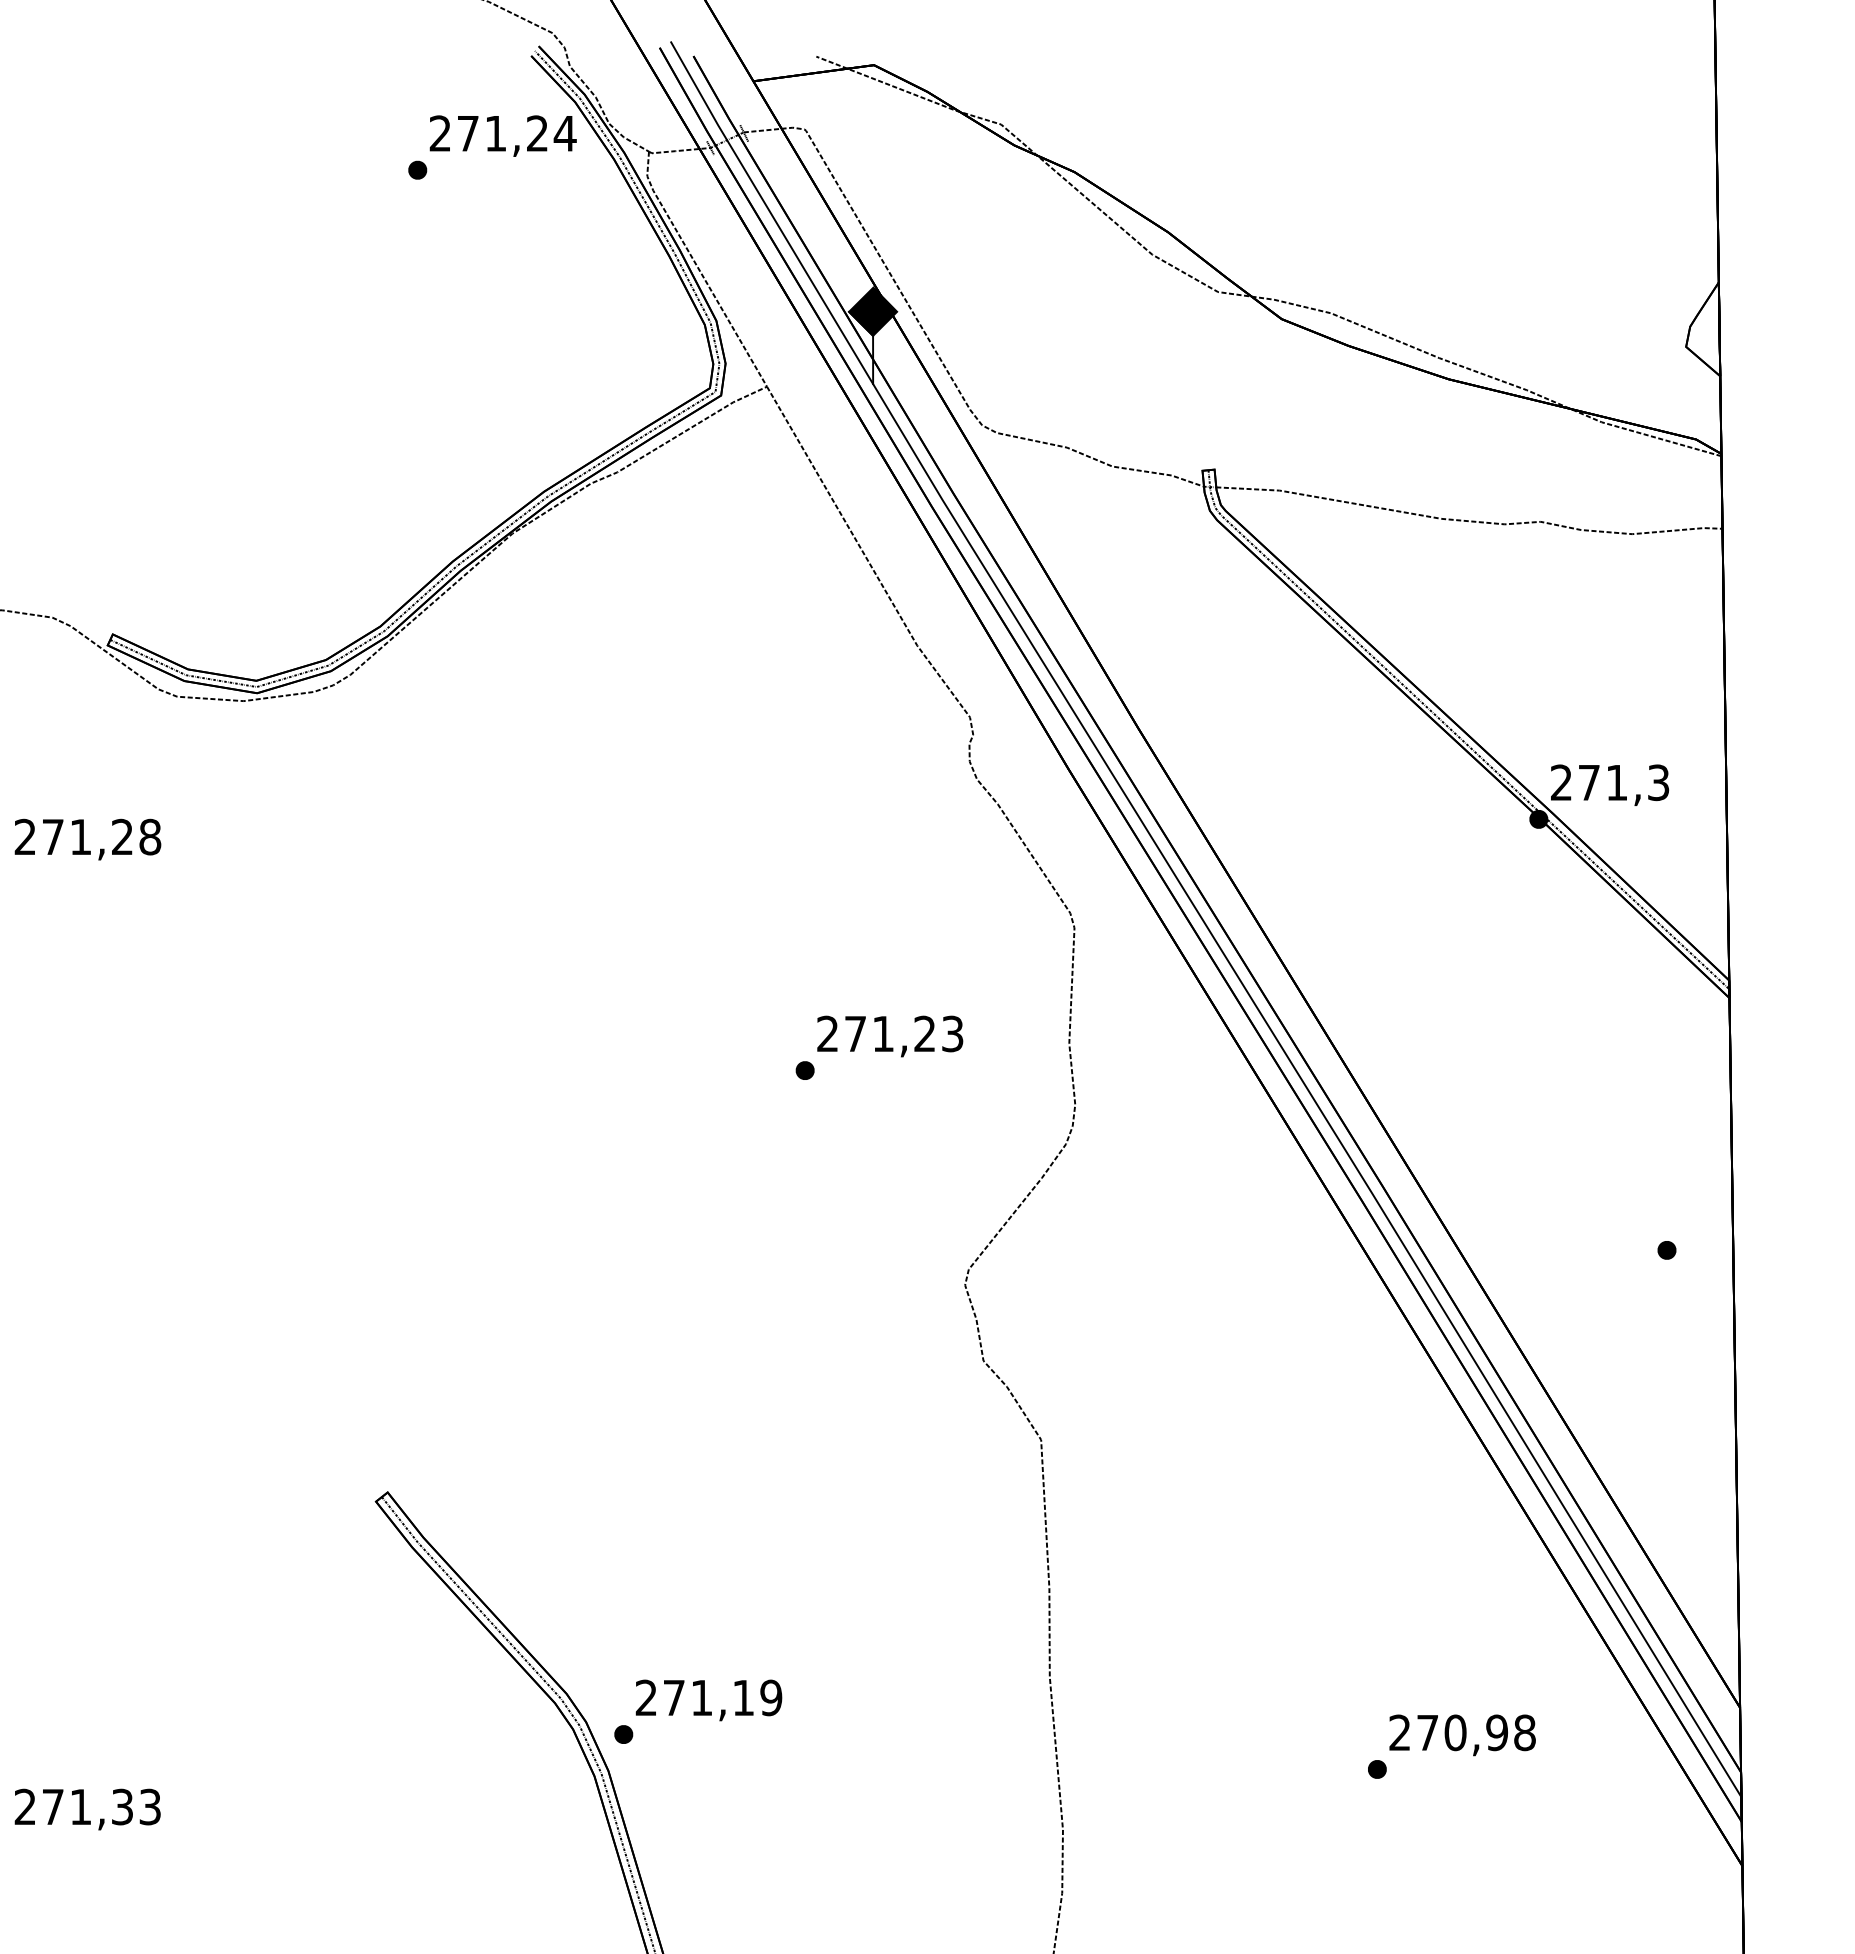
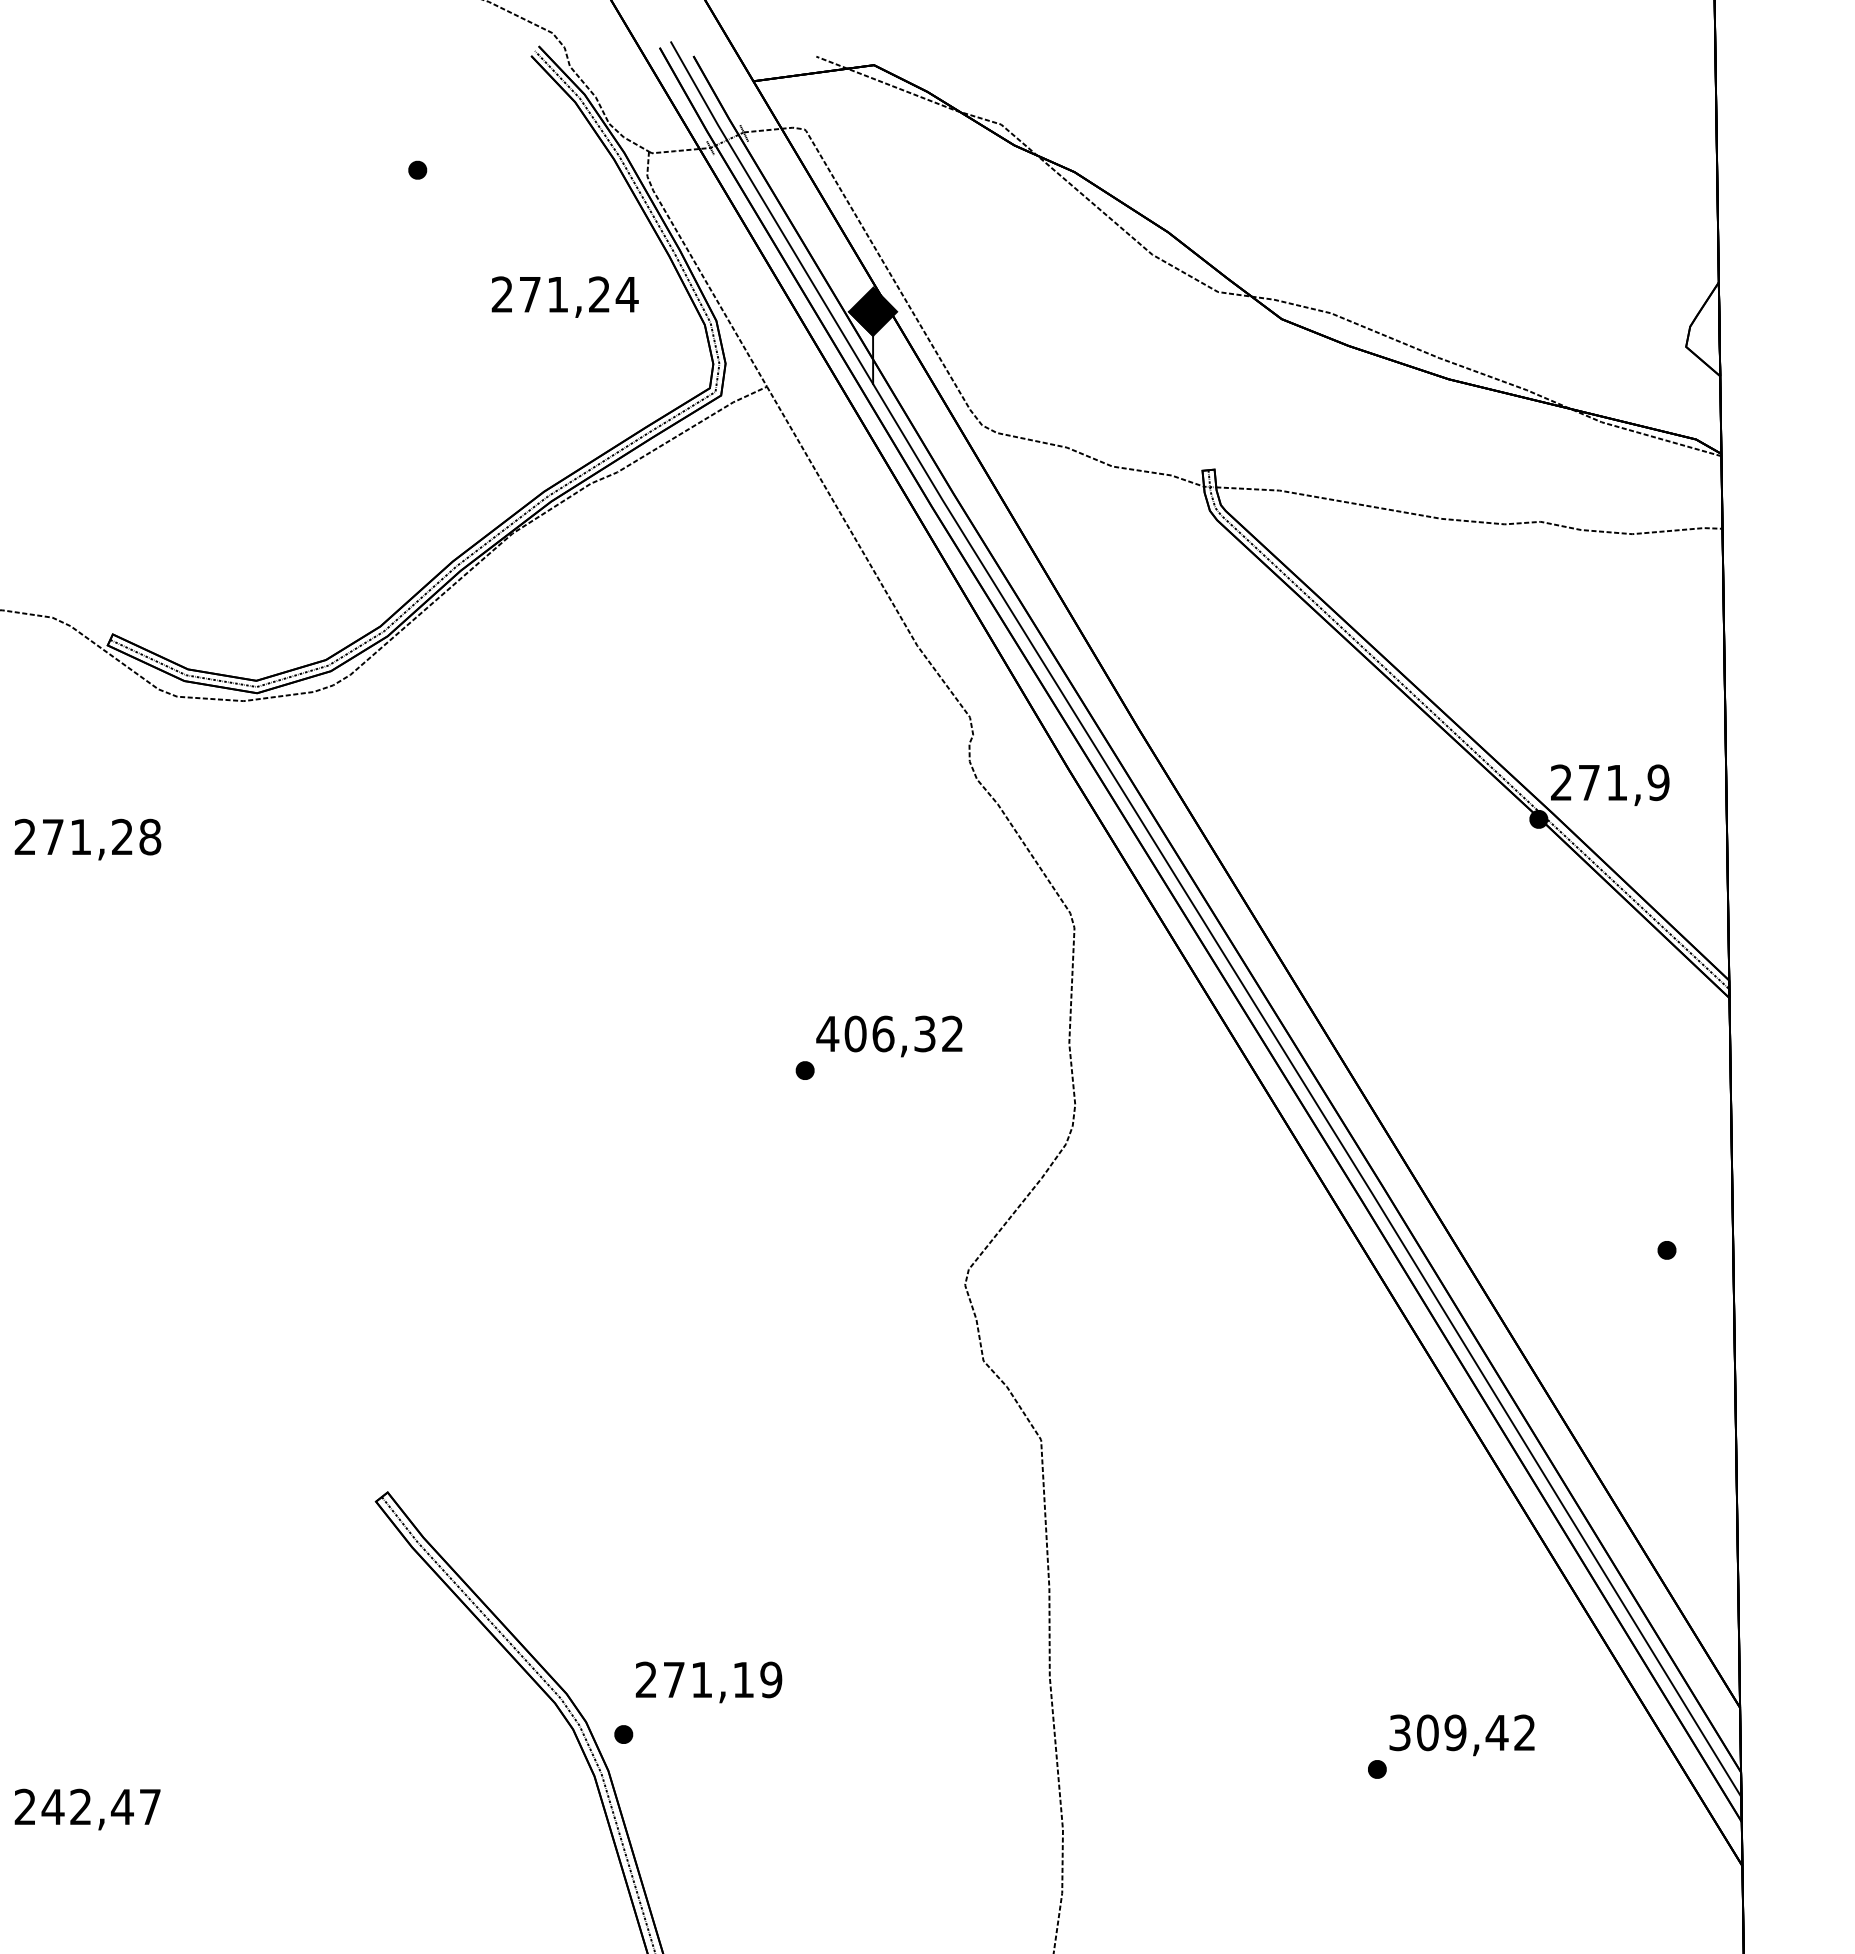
text position: (502, 135) -> (564, 296) (564, 296)
text: 271,3 -> 271,9 (1658, 782)
text: 271,23 -> 406,32 (889, 1033)
text position: (708, 1700) -> (708, 1682) (708, 1682)
text: 270,98 -> 309,42 (1462, 1732)
text: 271,33 -> 242,47 (100, 1806)
